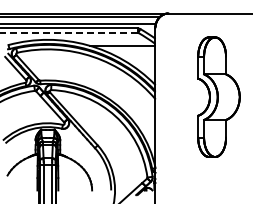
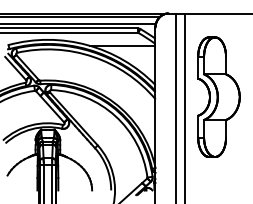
line: dashed -> solid (69, 32)
line: none -> present (175, 106)
line: none -> present (184, 106)
